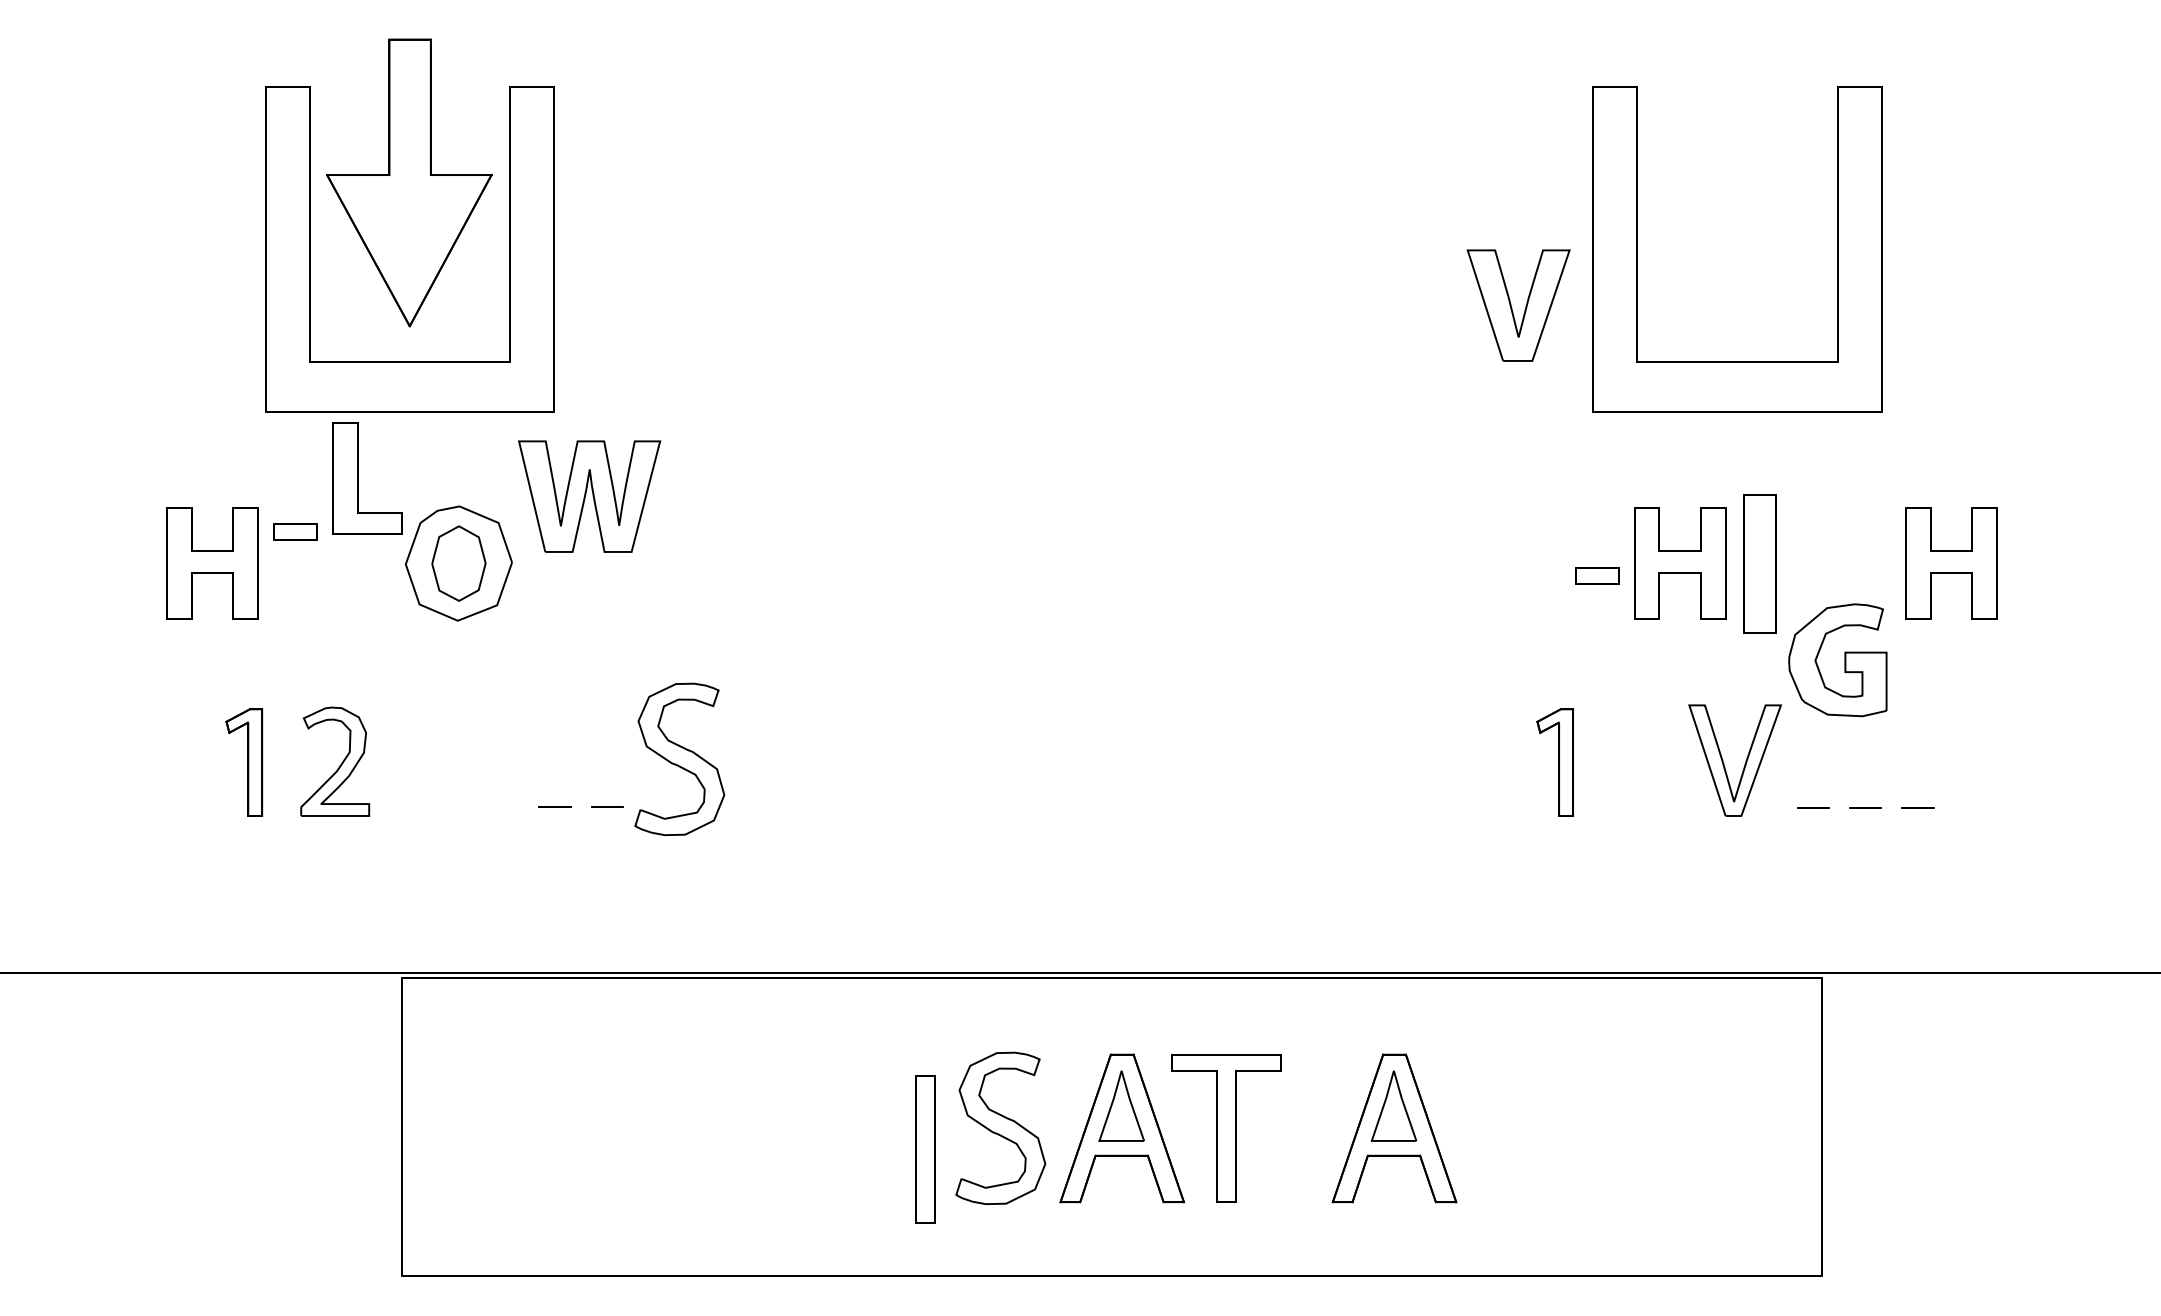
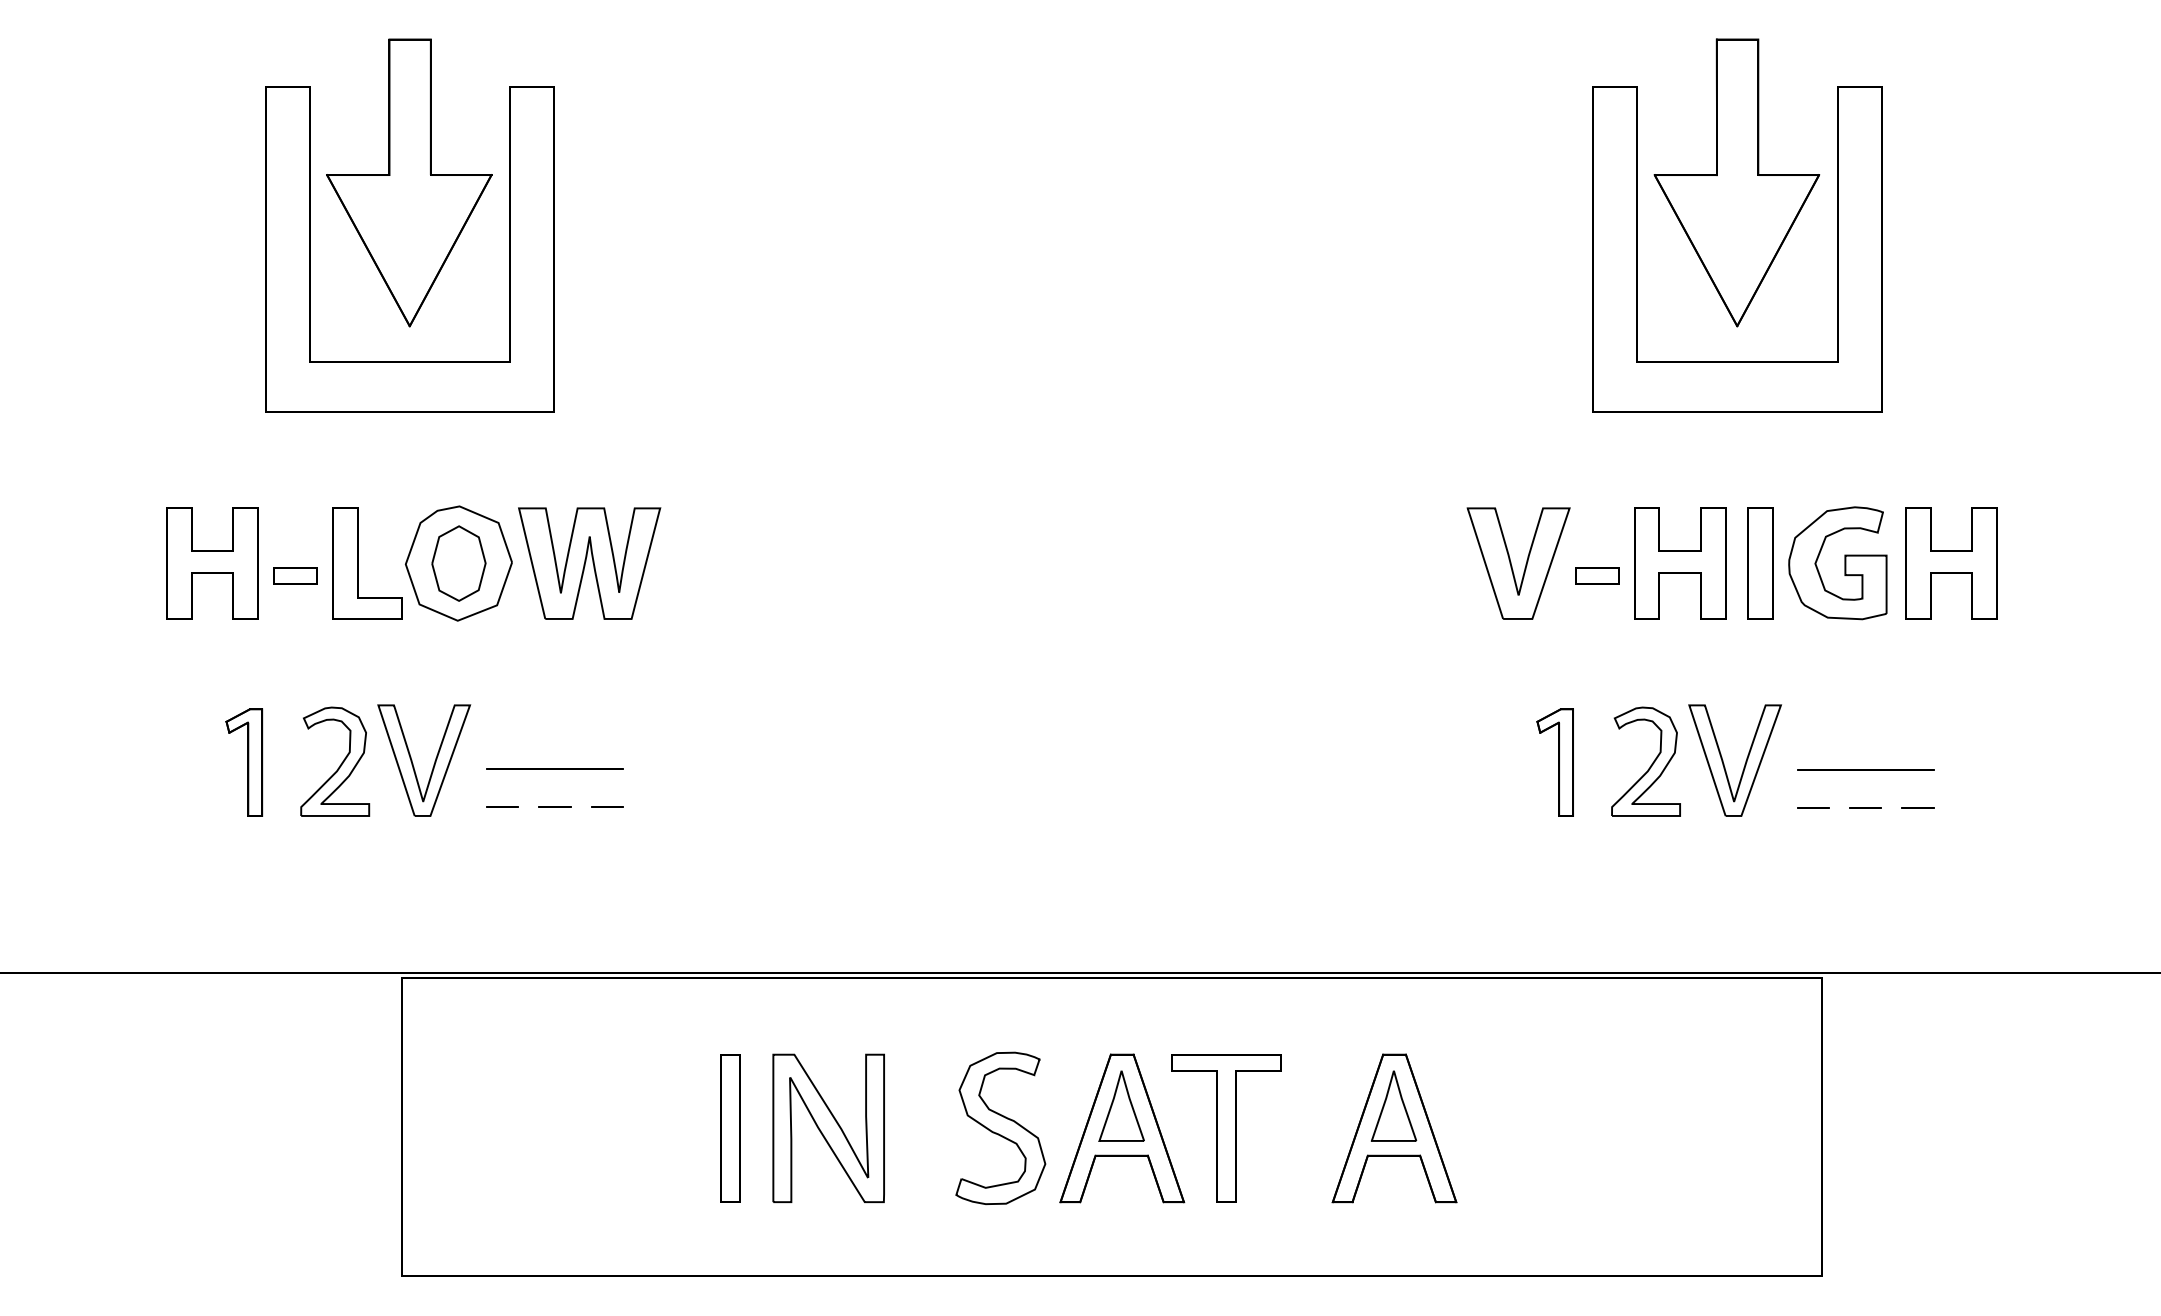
part: none -> present (1736, 182)
part position: (1512, 307) -> (1512, 565) (1512, 565)
part position: (358, 478) -> (358, 563) (358, 563)
part position: (589, 496) -> (589, 563) (589, 563)
part position: (295, 531) -> (295, 575) (295, 575)
part size: 34x140 px -> 27x113 px (1760, 563)
part position: (1844, 660) -> (1844, 563) (1844, 563)
part: present -> none (679, 758)
part: none -> present (433, 764)
part: none -> present (1650, 765)
line: none -> present (554, 768)
line: none -> present (1865, 769)
line: none -> present (502, 806)
part: none -> present (828, 1127)
part position: (925, 1149) -> (730, 1128) (730, 1128)
